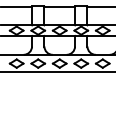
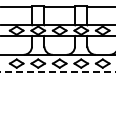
line: solid -> dashed (57, 72)
